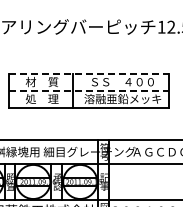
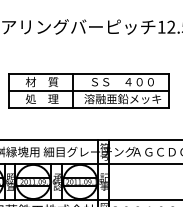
line: dashed -> solid (89, 73)
line: dashed -> solid (89, 90)
